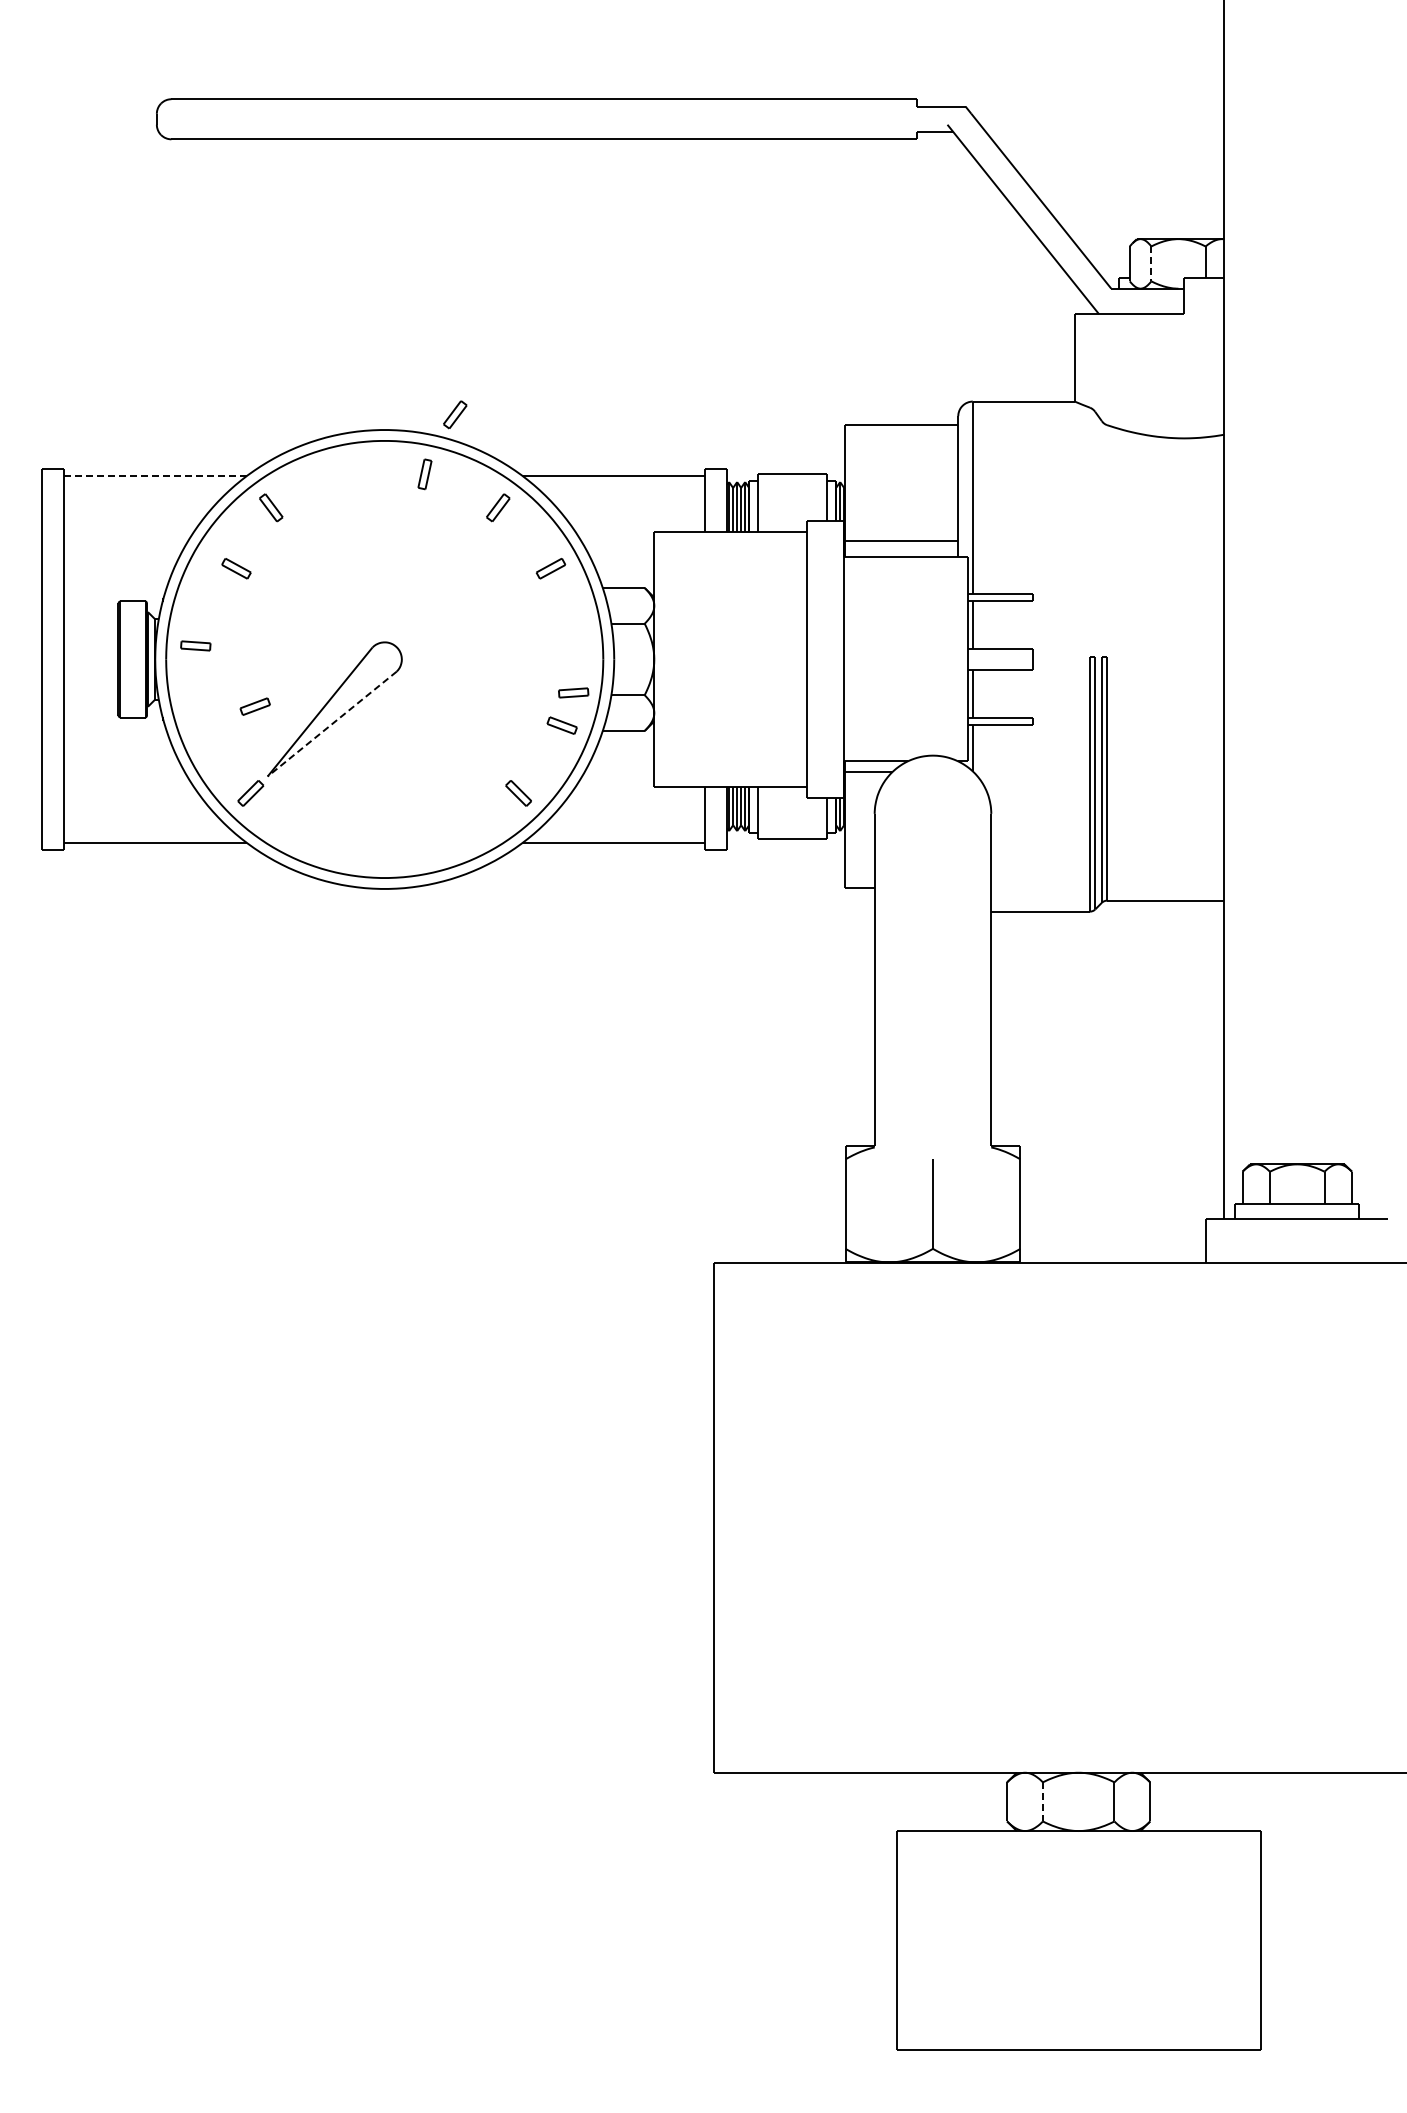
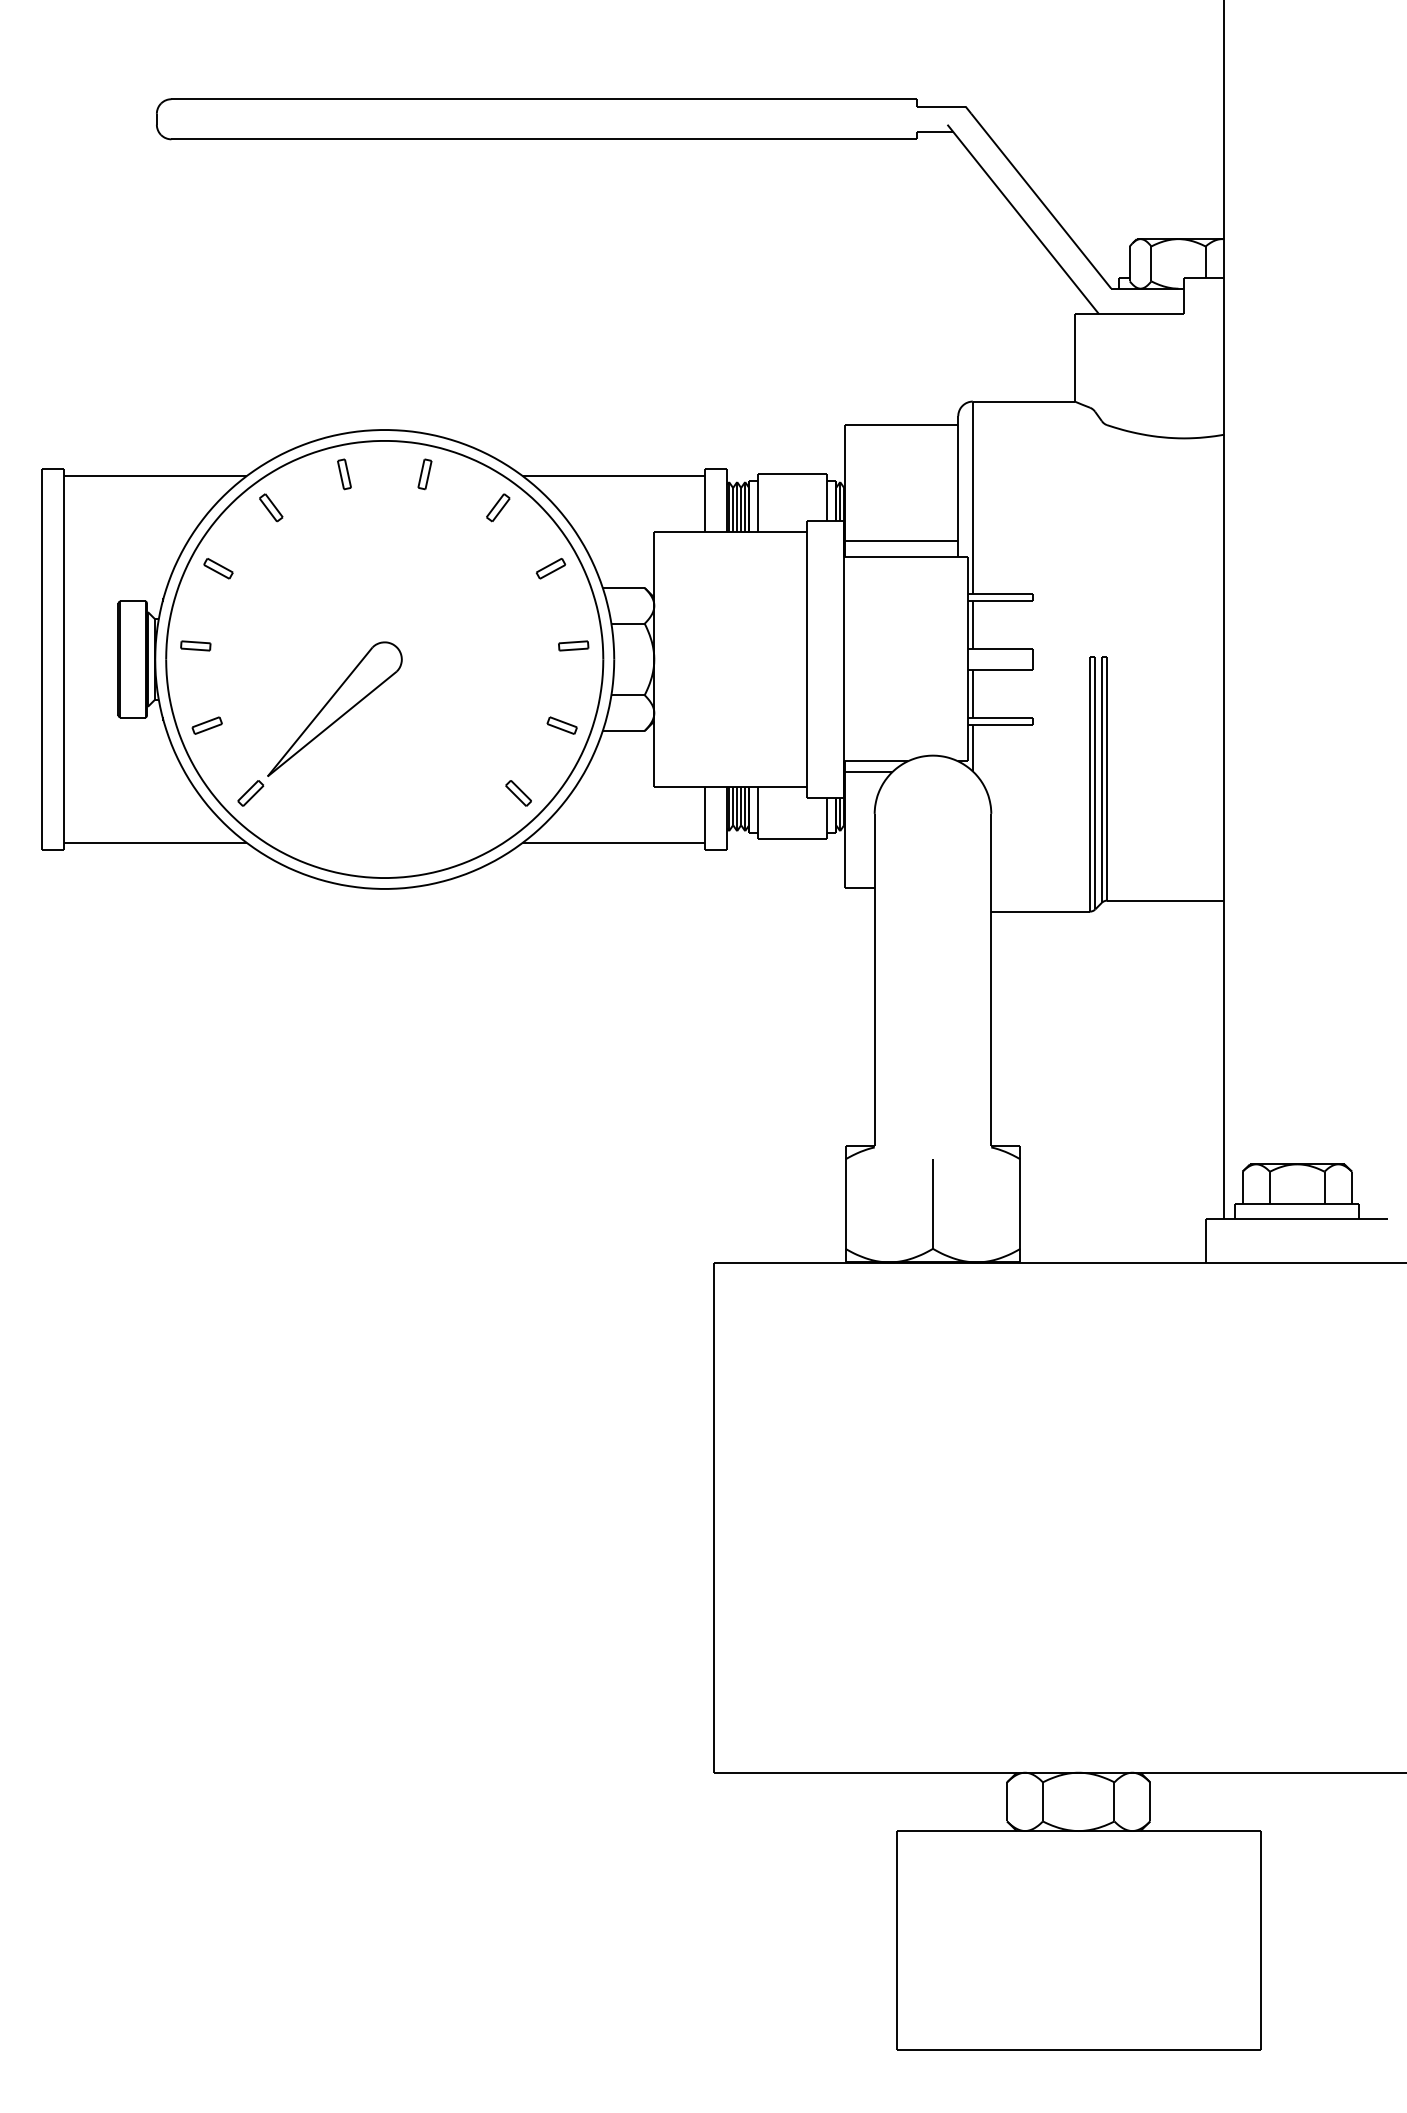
line: dashed -> solid (1151, 264)
part: present -> none (455, 414)
part: none -> present (344, 474)
line: dashed -> solid (156, 476)
part position: (236, 568) -> (218, 568) (218, 568)
part position: (573, 692) -> (573, 645) (573, 645)
part position: (254, 706) -> (206, 725) (206, 725)
line: dashed -> solid (331, 724)
line: dashed -> solid (1042, 1801)
